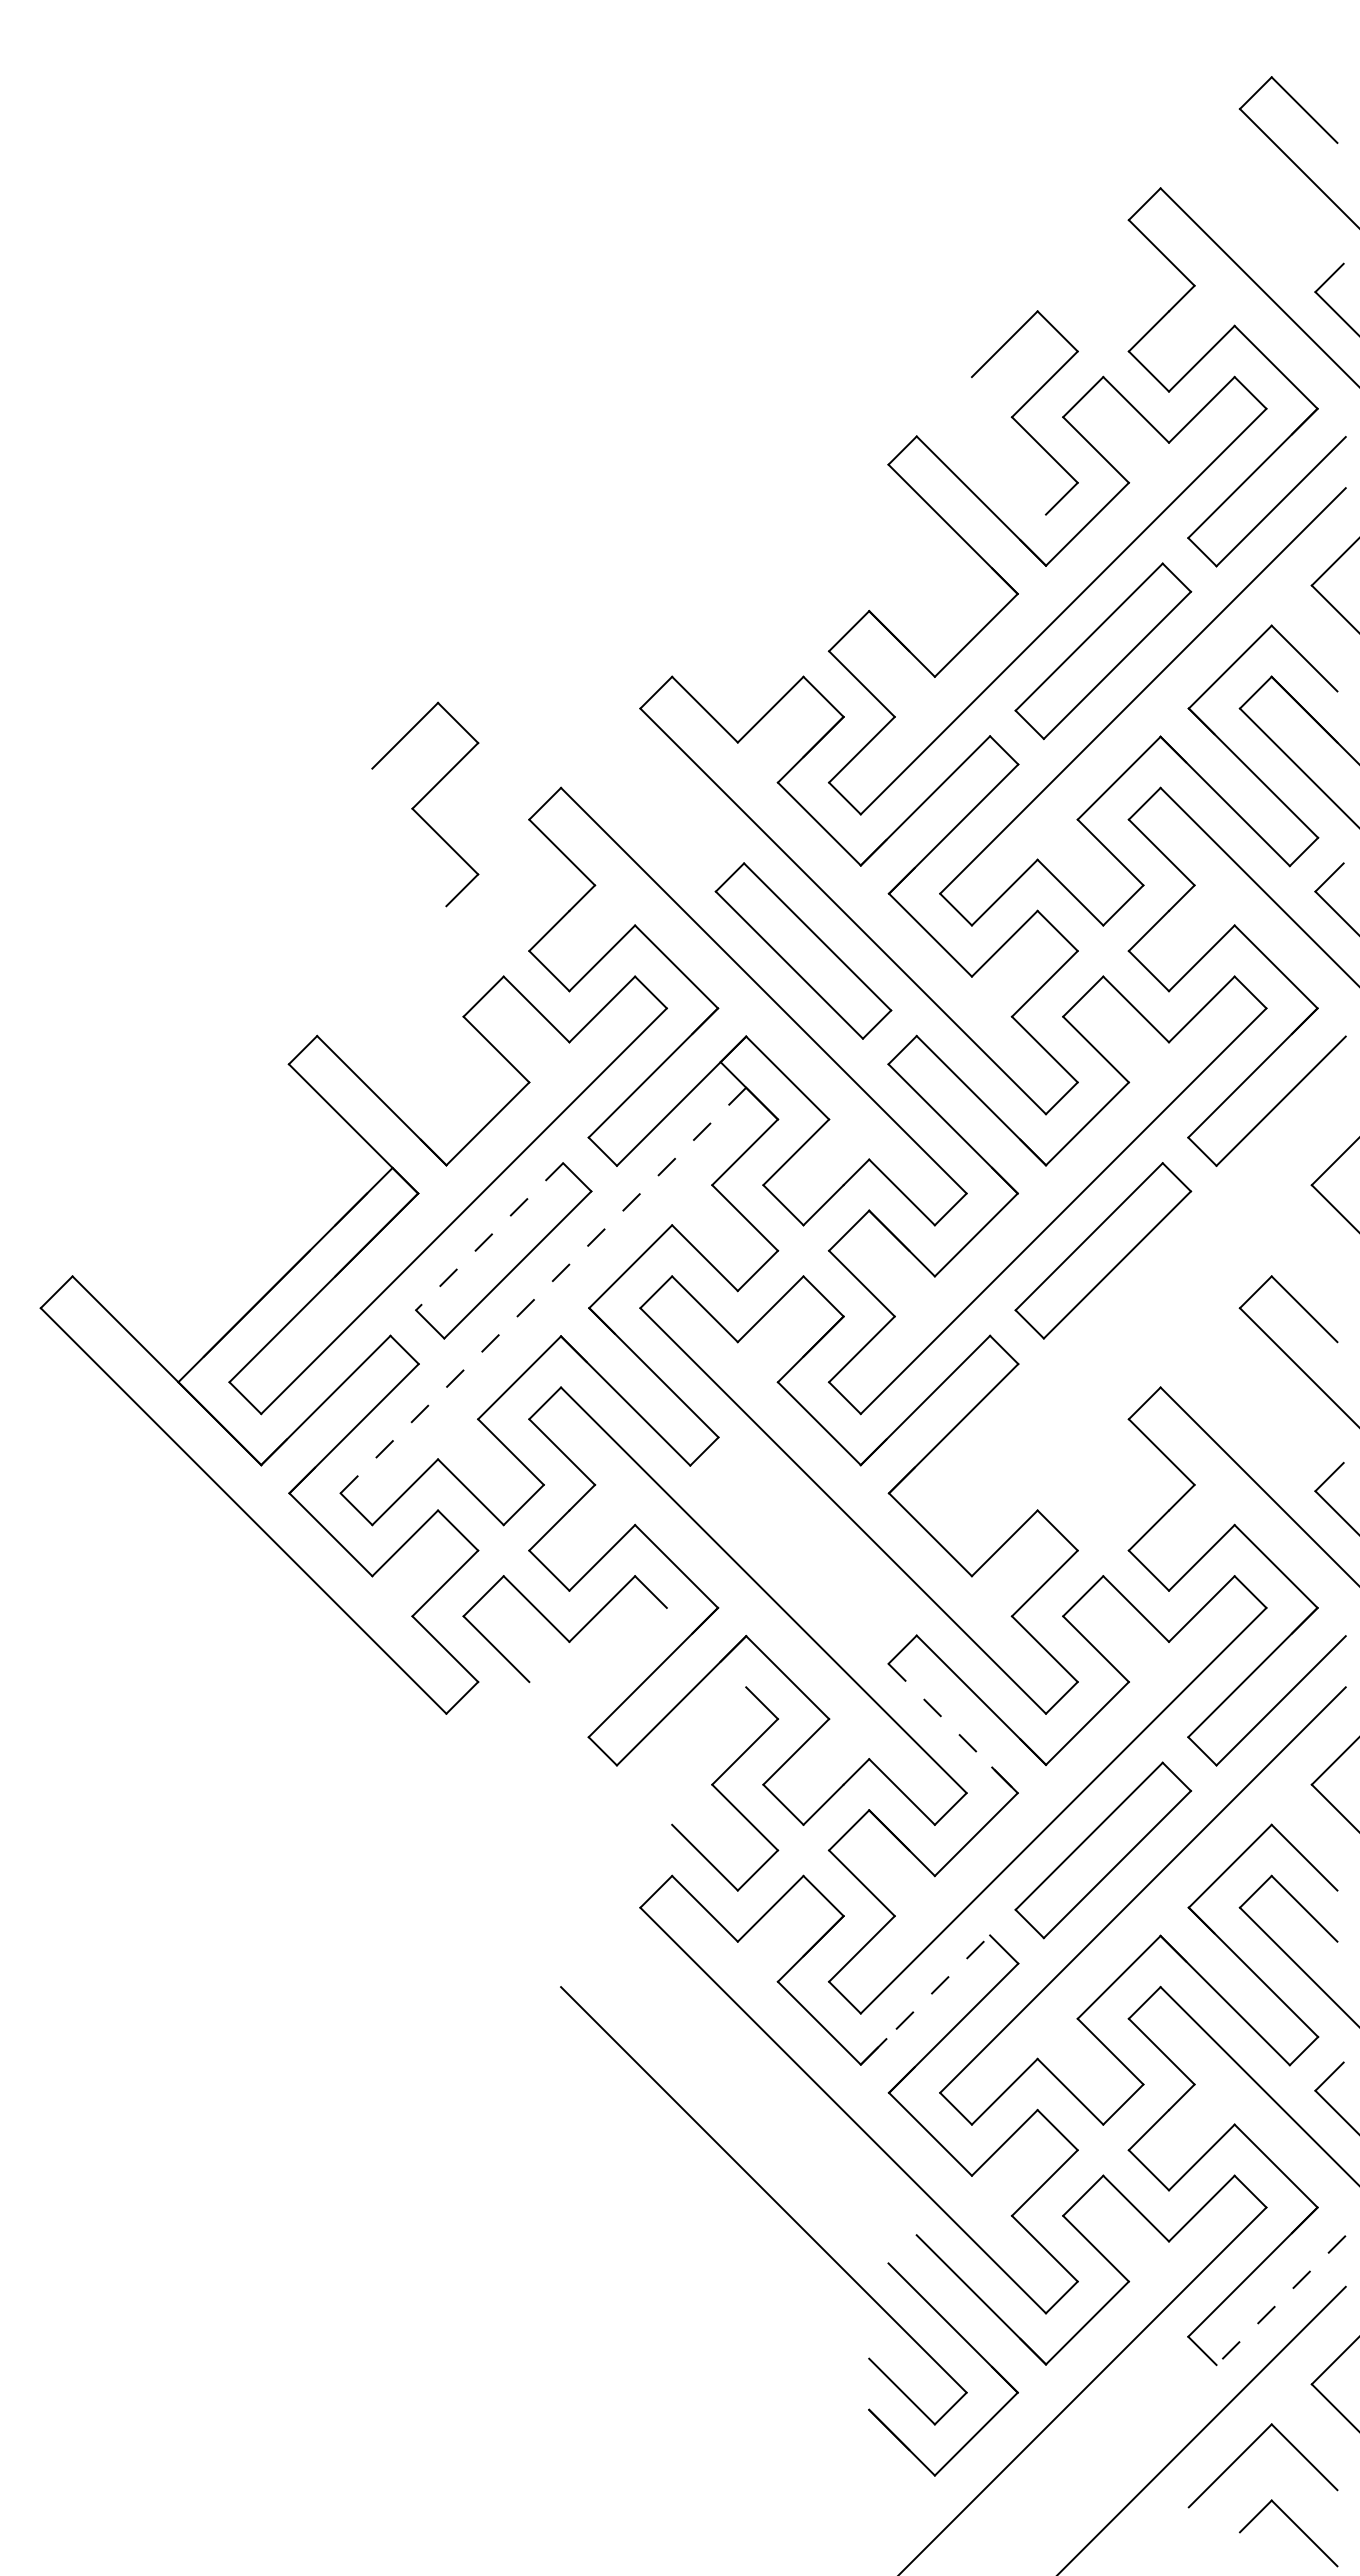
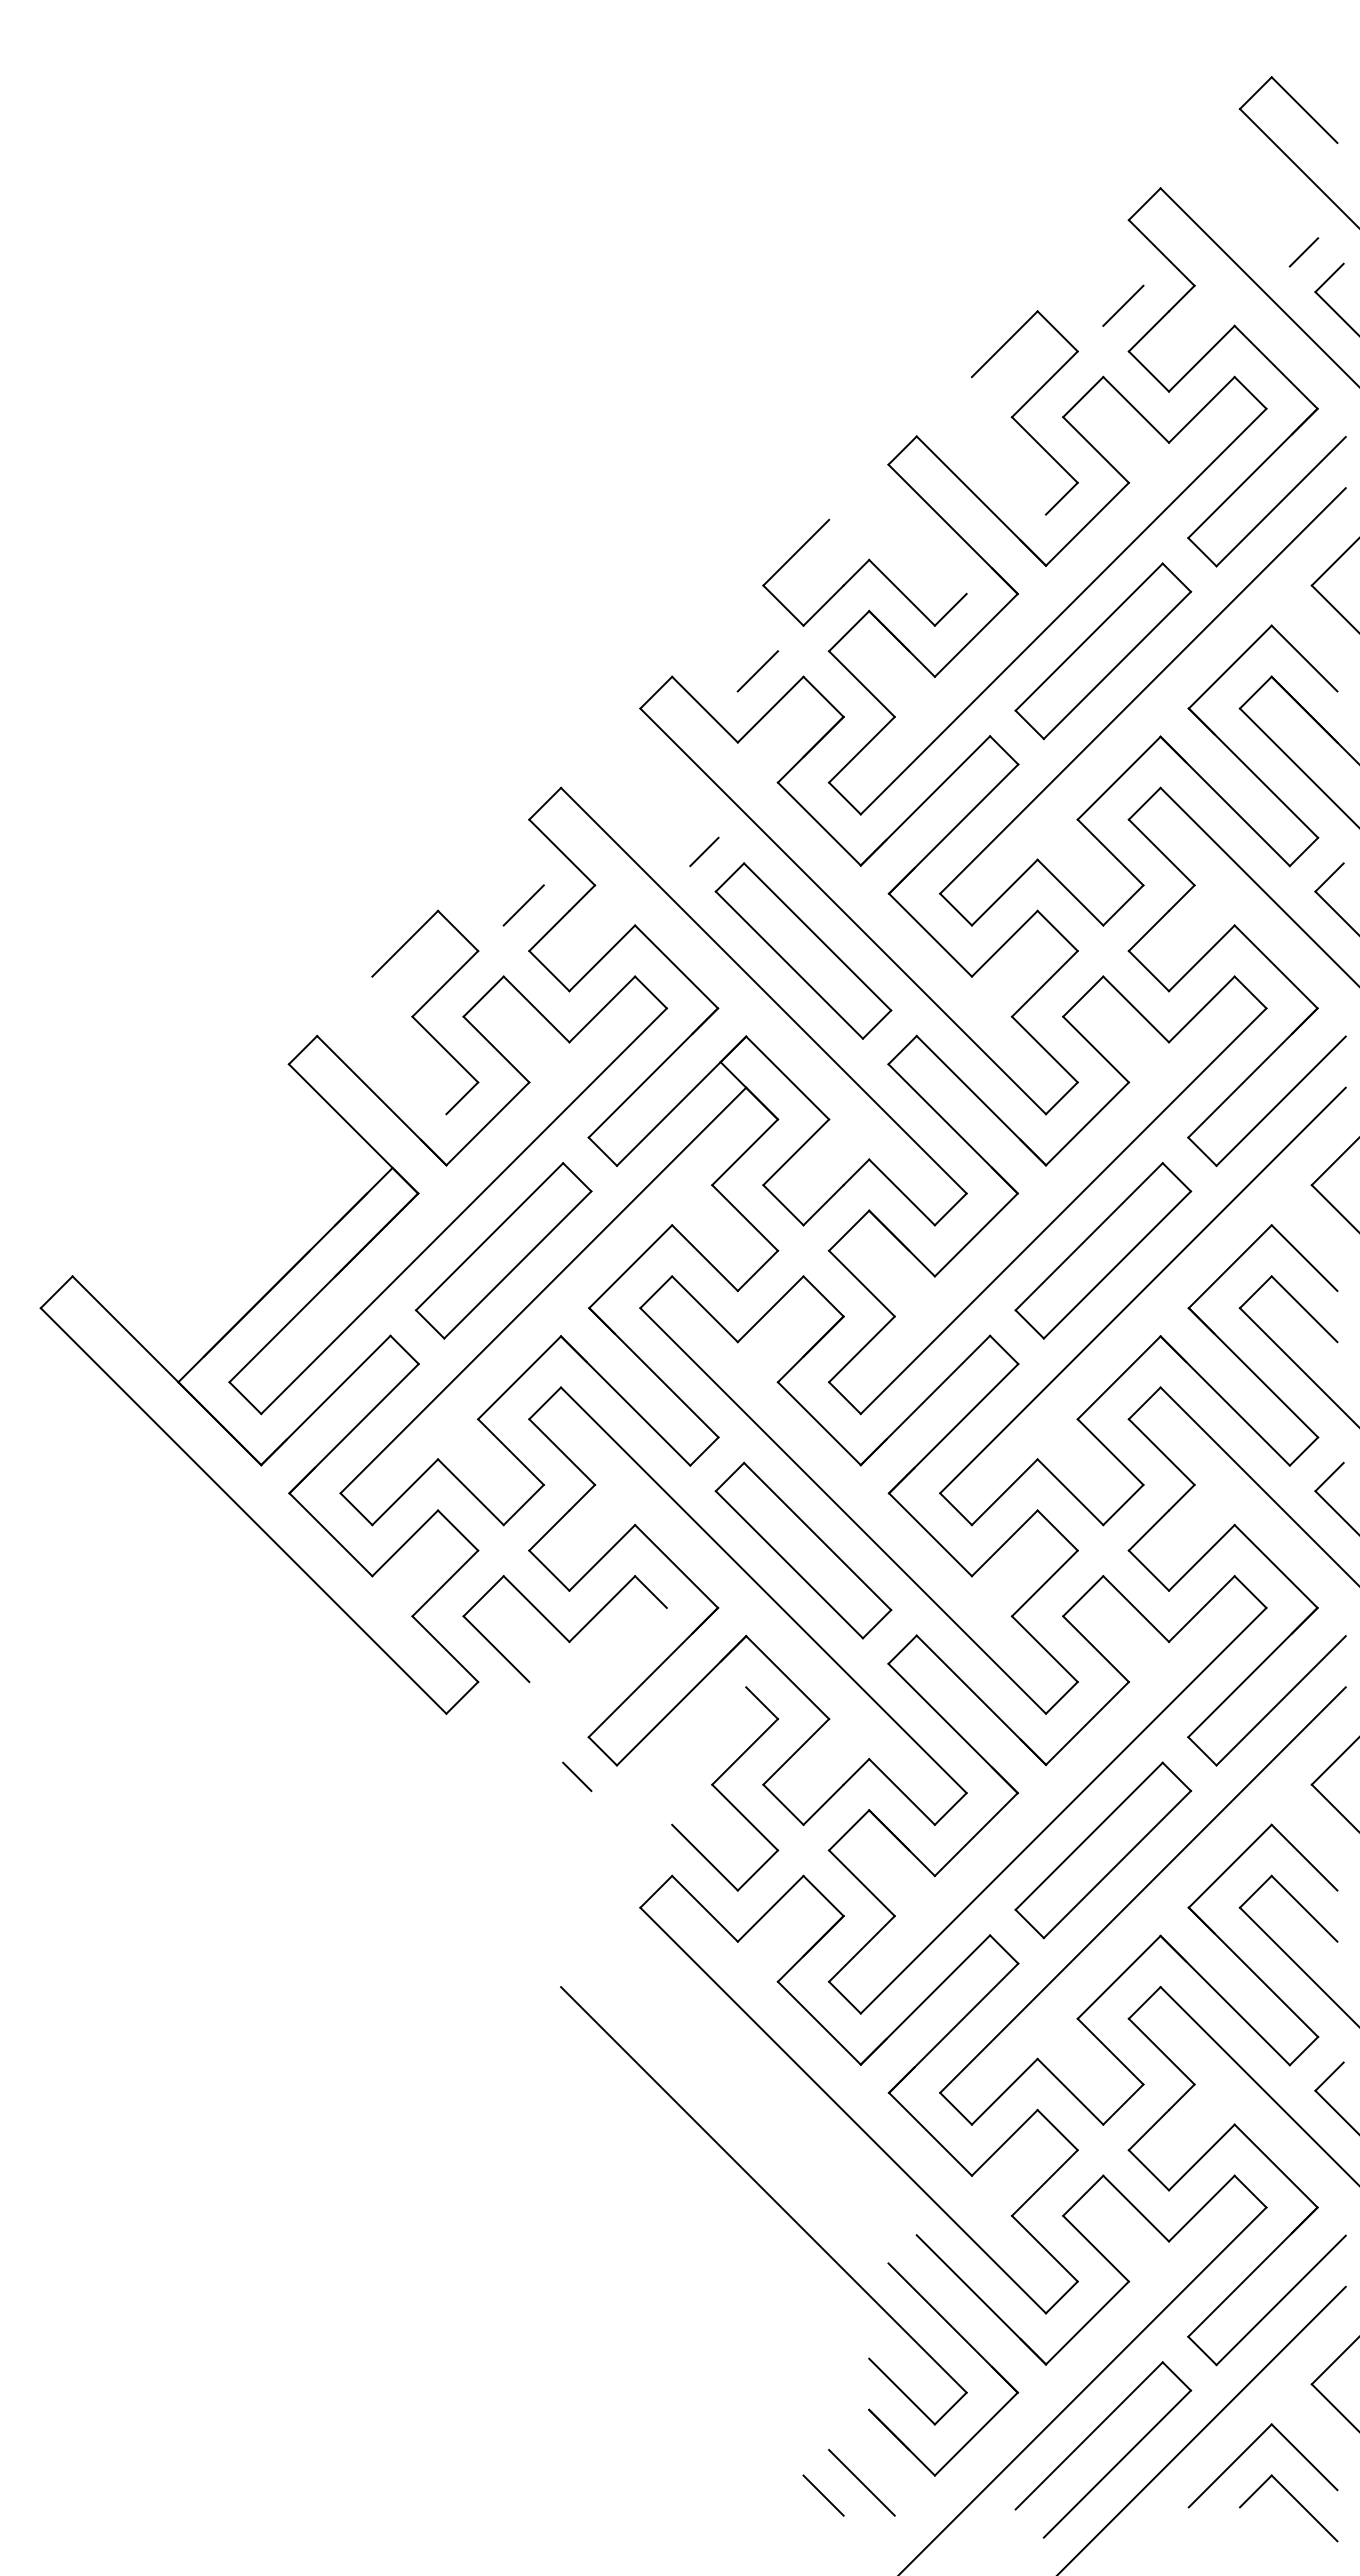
line: none -> present (1303, 252)
line: none -> present (1123, 305)
part: none -> present (864, 572)
line: none -> present (757, 671)
part position: (425, 804) -> (425, 1012) (425, 1012)
line: none -> present (704, 851)
line: none -> present (523, 905)
line: dashed -> solid (489, 1236)
line: dashed -> solid (543, 1290)
part: none -> present (1135, 1299)
part: none -> present (803, 1550)
line: dashed -> solid (953, 1728)
line: none -> present (577, 1776)
line: dashed -> solid (925, 1999)
line: dashed -> solid (1280, 2300)
part: none -> present (1090, 2435)
line: none -> present (861, 2482)
line: none -> present (823, 2495)
part position: (1295, 2525) -> (1295, 2500) (1295, 2500)
